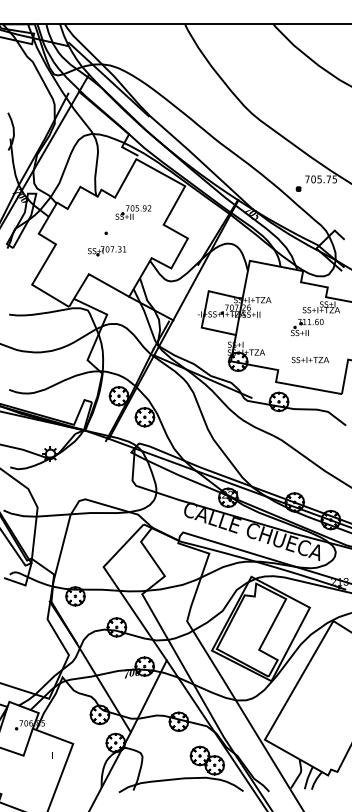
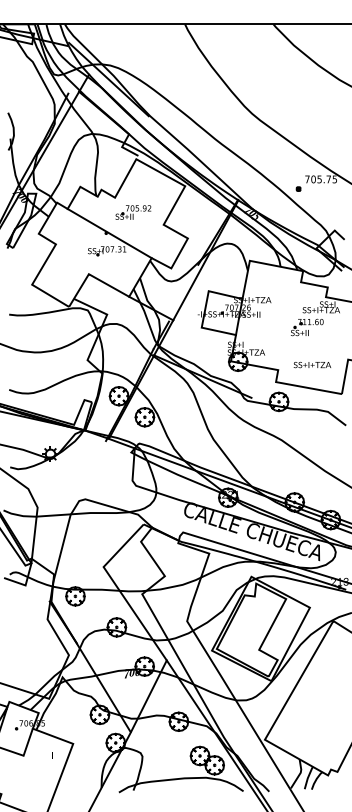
line: none -> present (109, 233)
text position: (310, 360) -> (312, 365) (312, 365)
